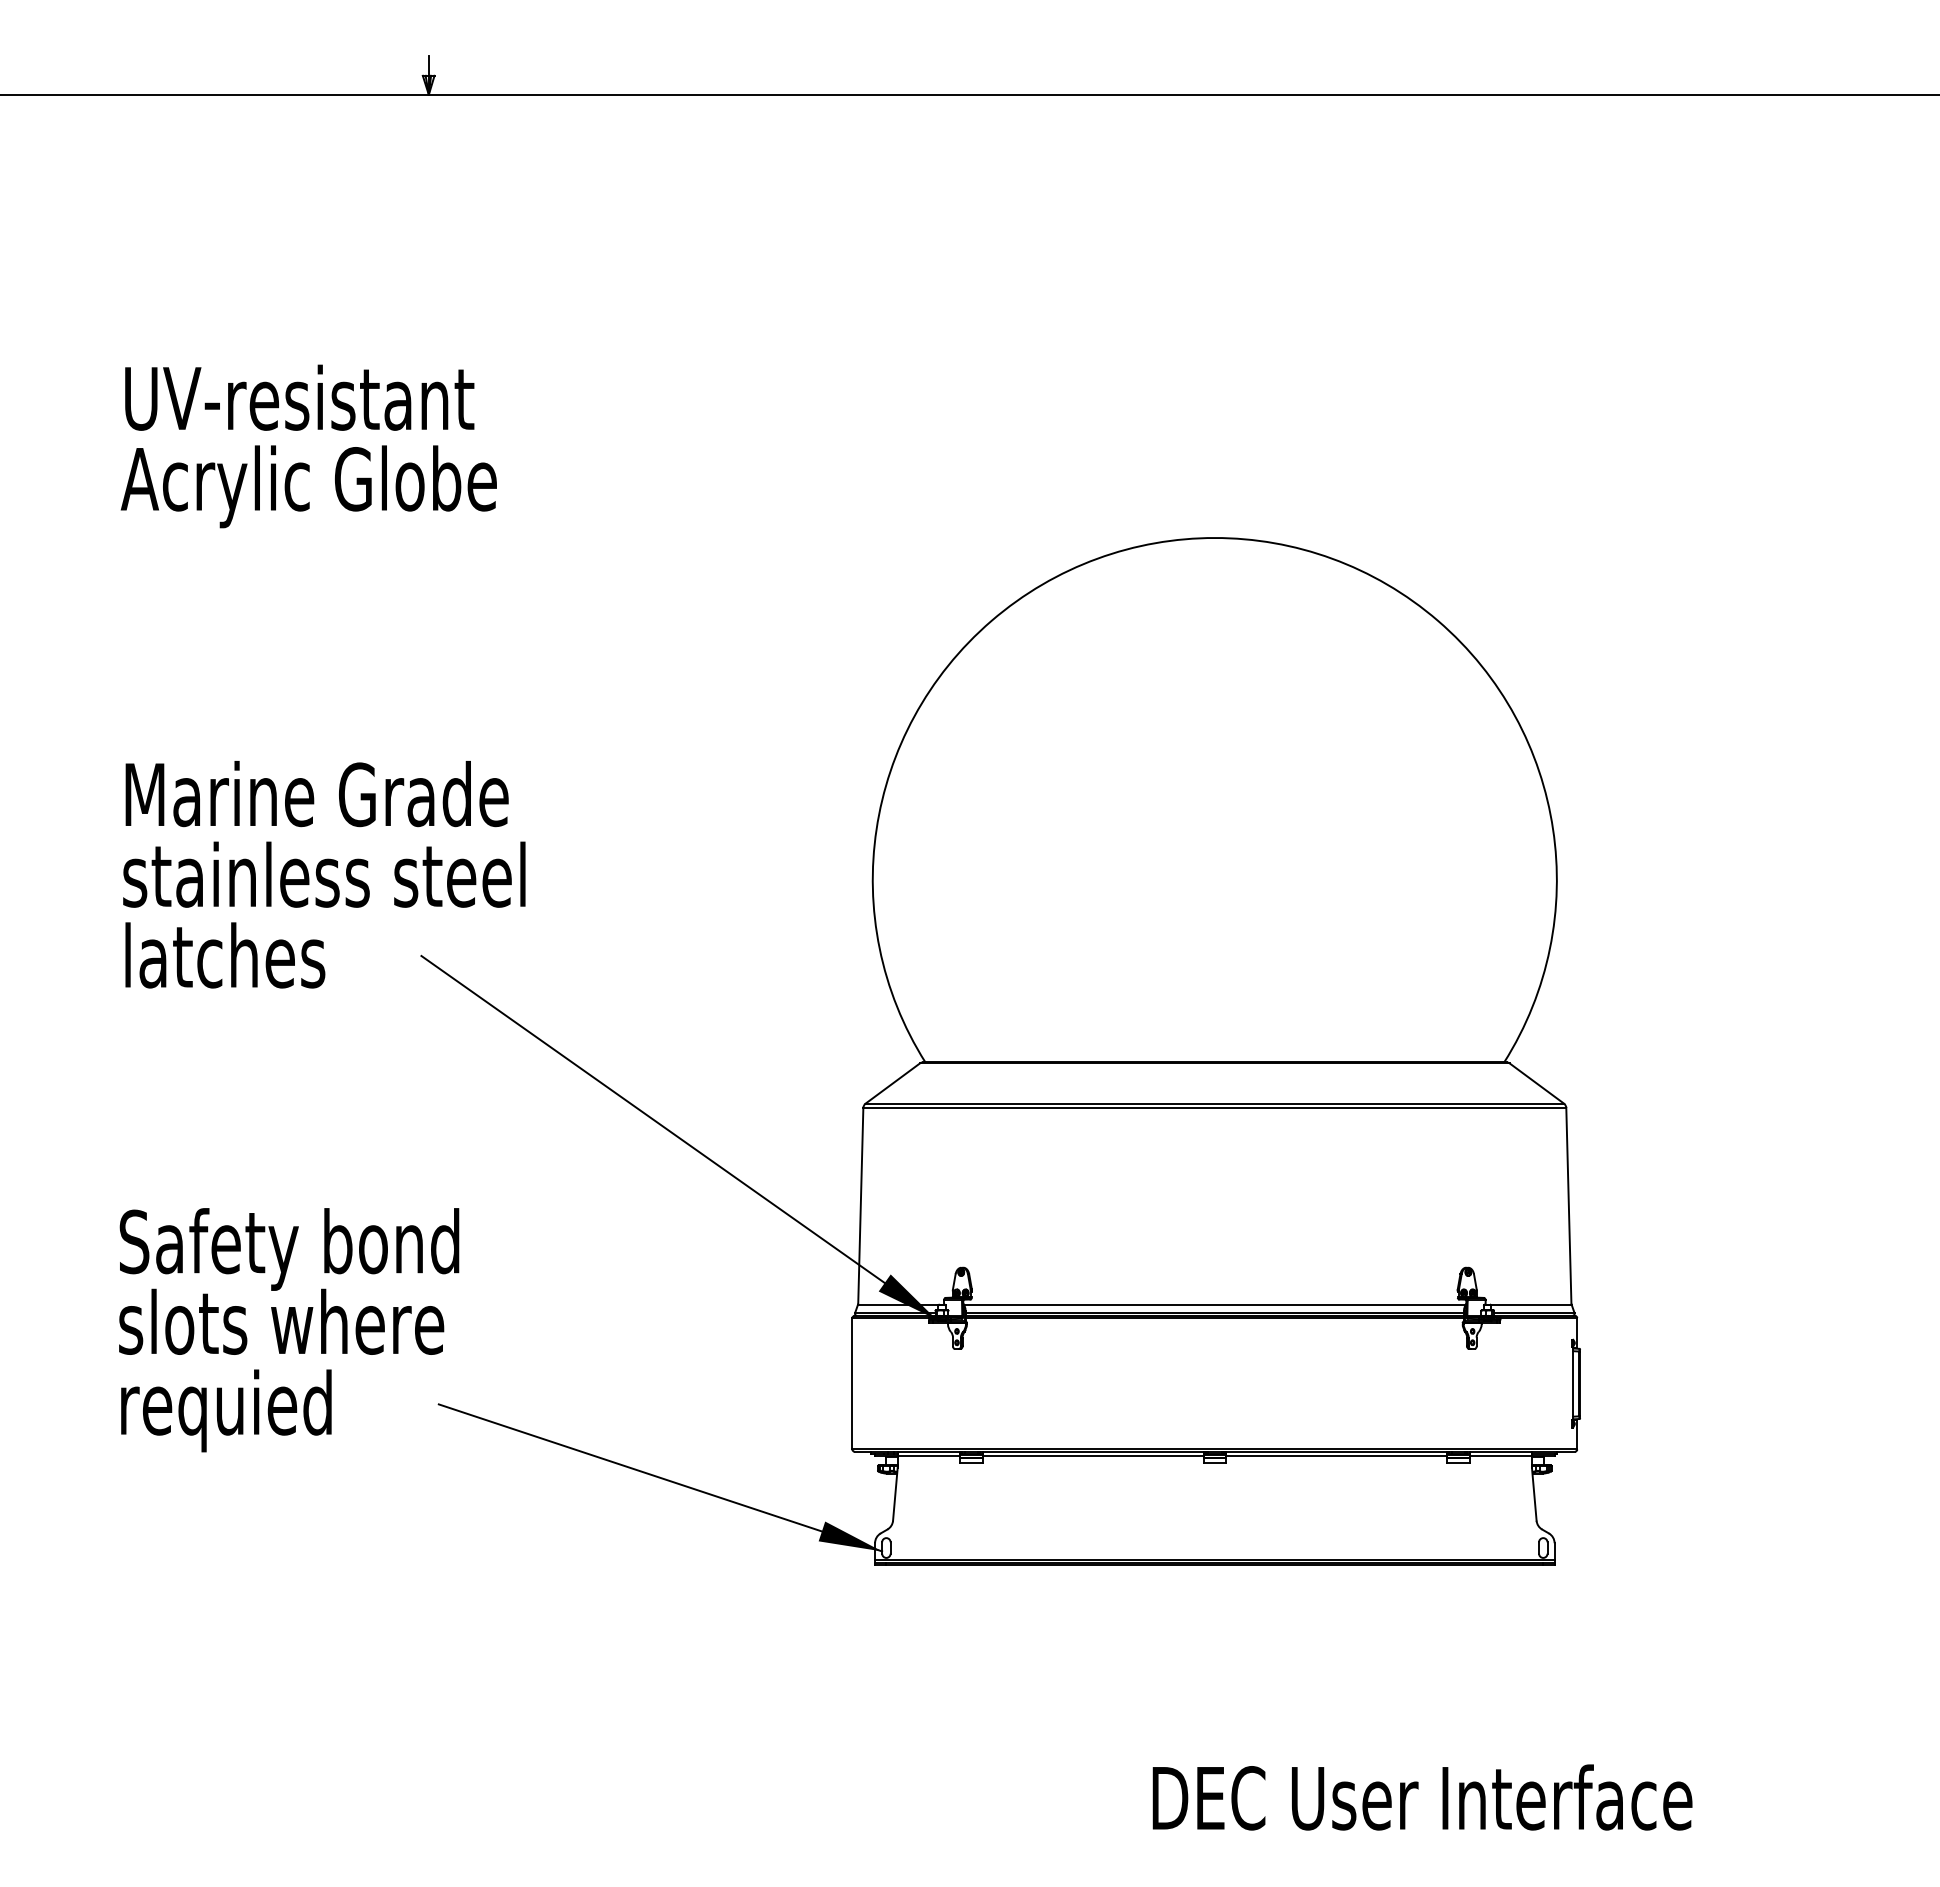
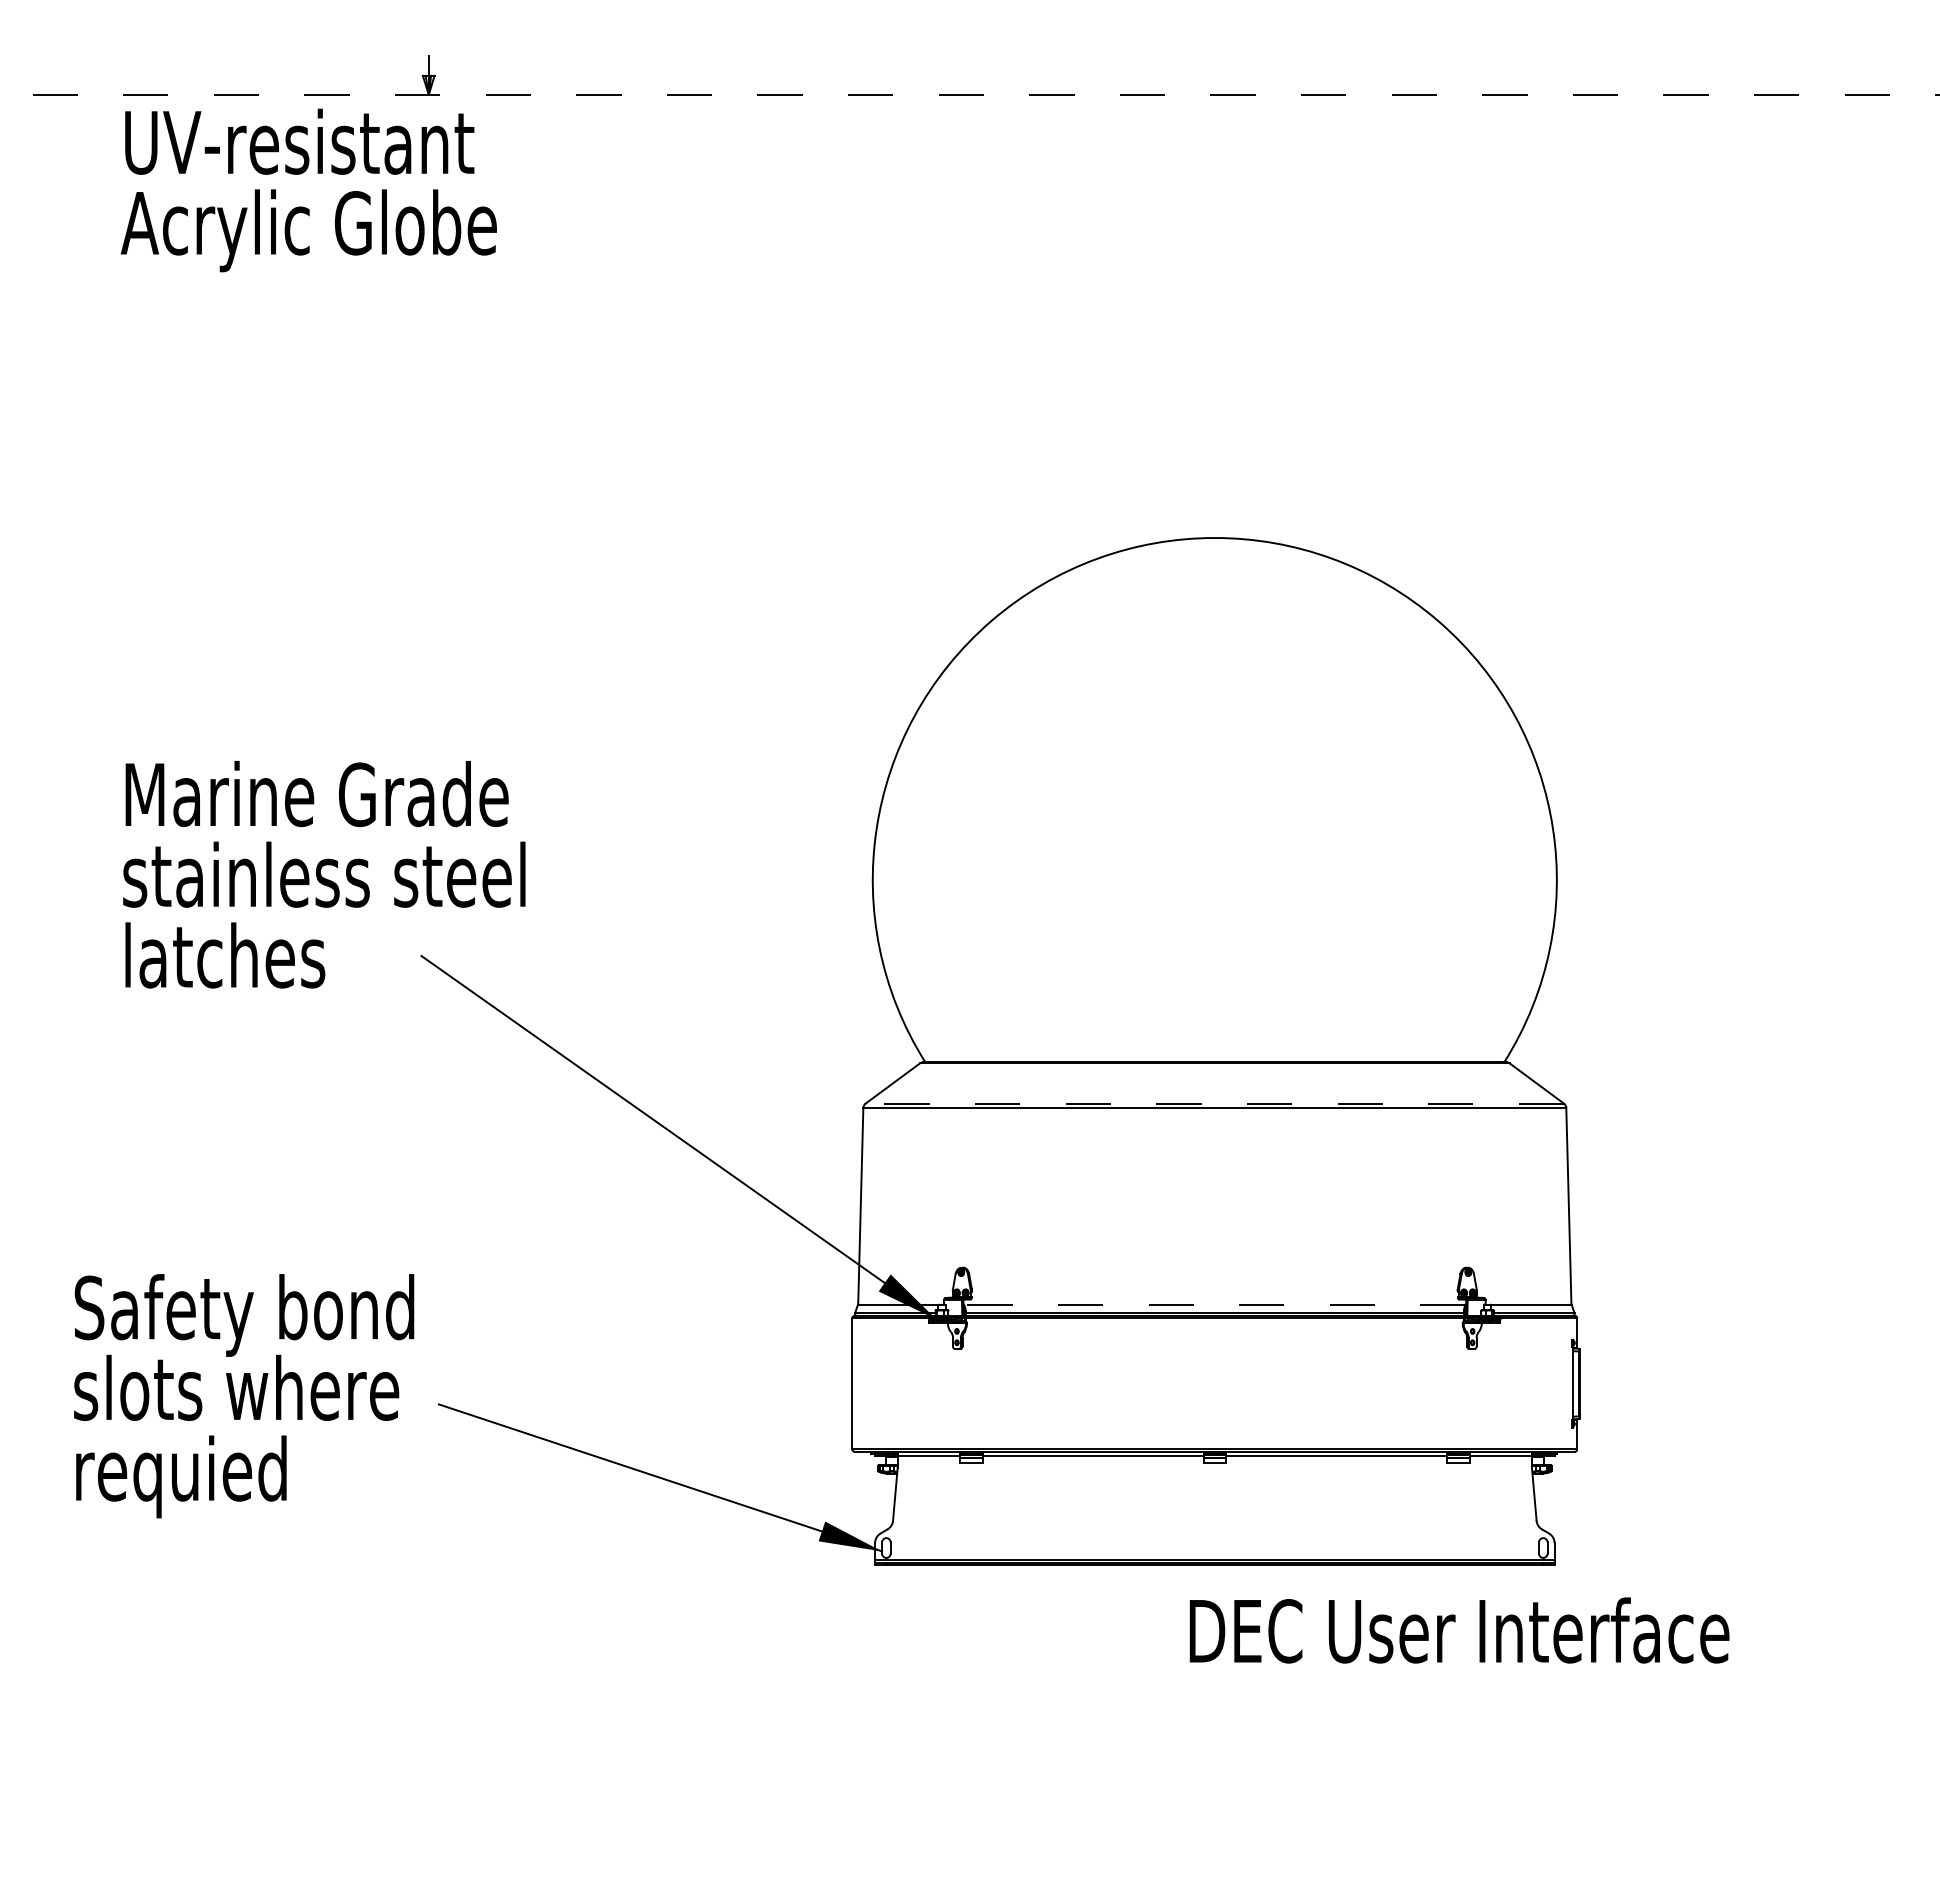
line: solid -> dashed (969, 94)
text position: (308, 446) -> (308, 190) (308, 190)
line: solid -> dashed (1214, 1103)
line: solid -> dashed (1214, 1304)
text position: (289, 1330) -> (244, 1396) (244, 1396)
text position: (1422, 1797) -> (1459, 1630) (1459, 1630)
